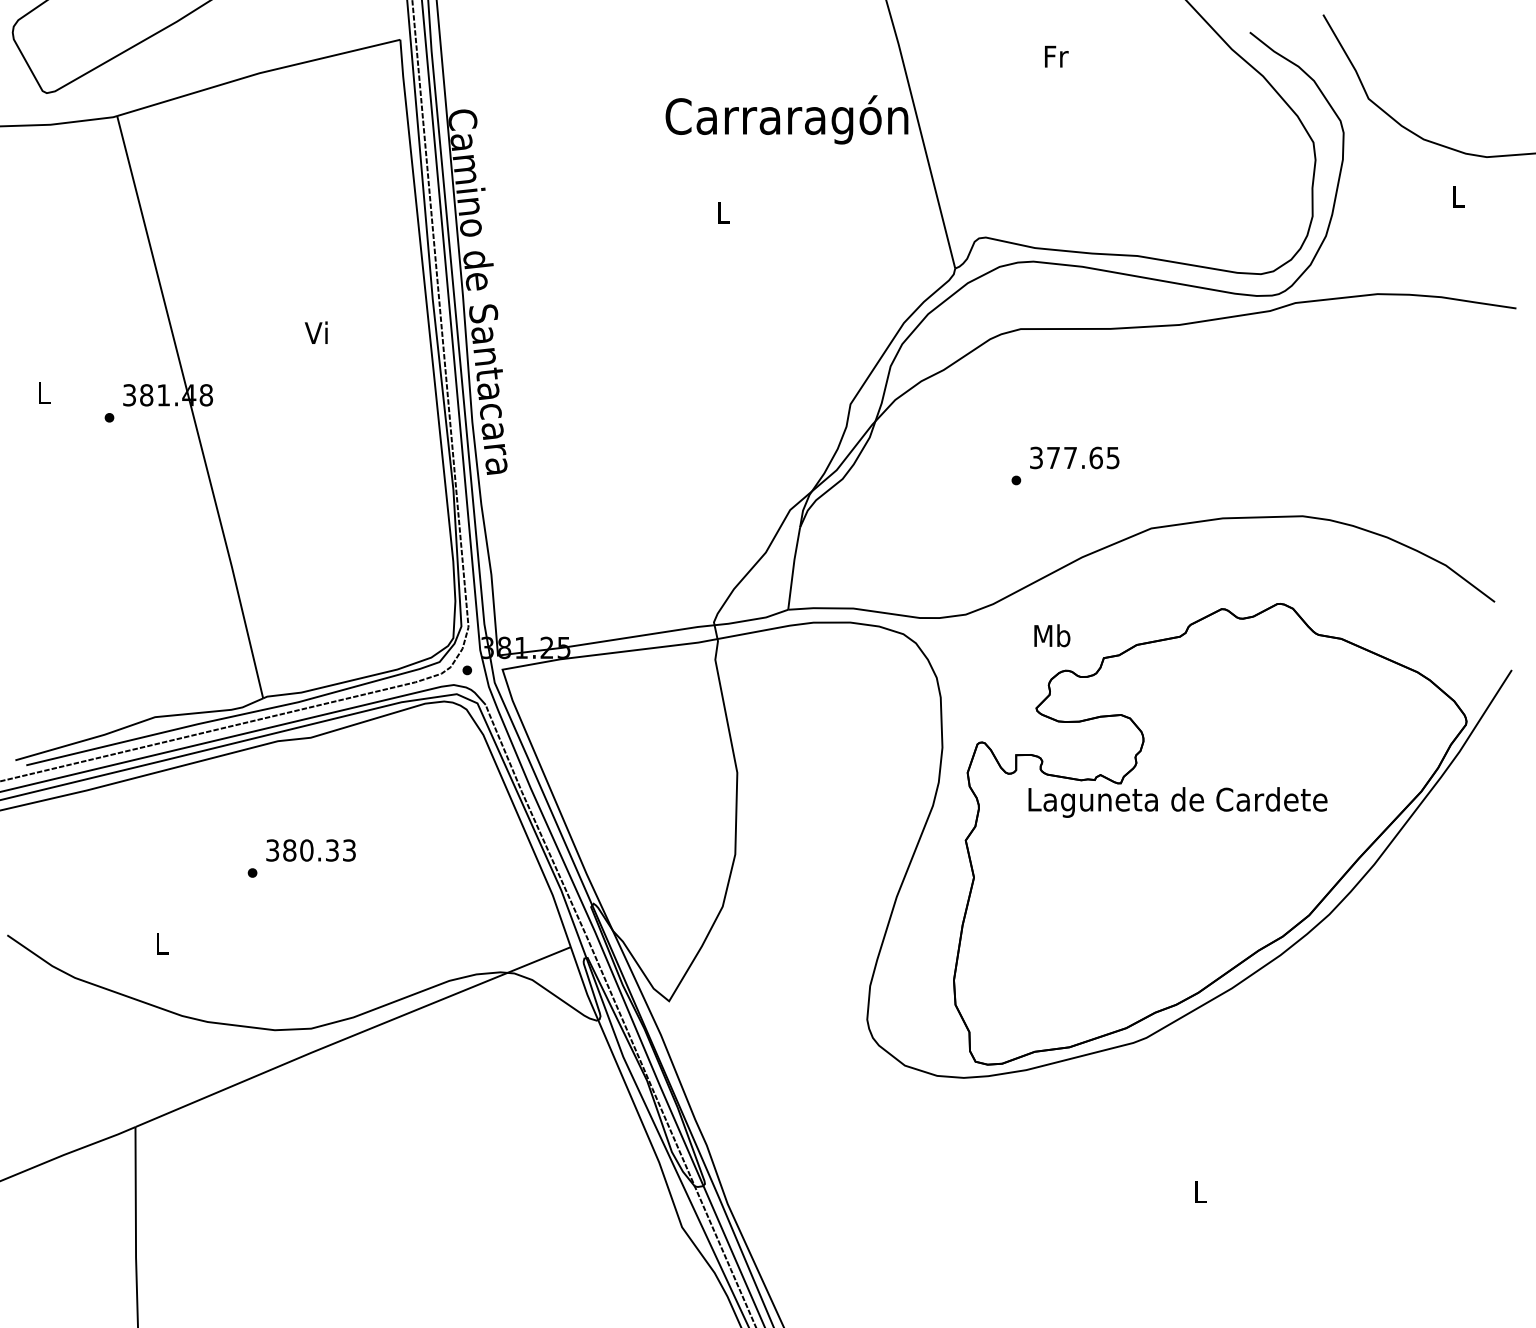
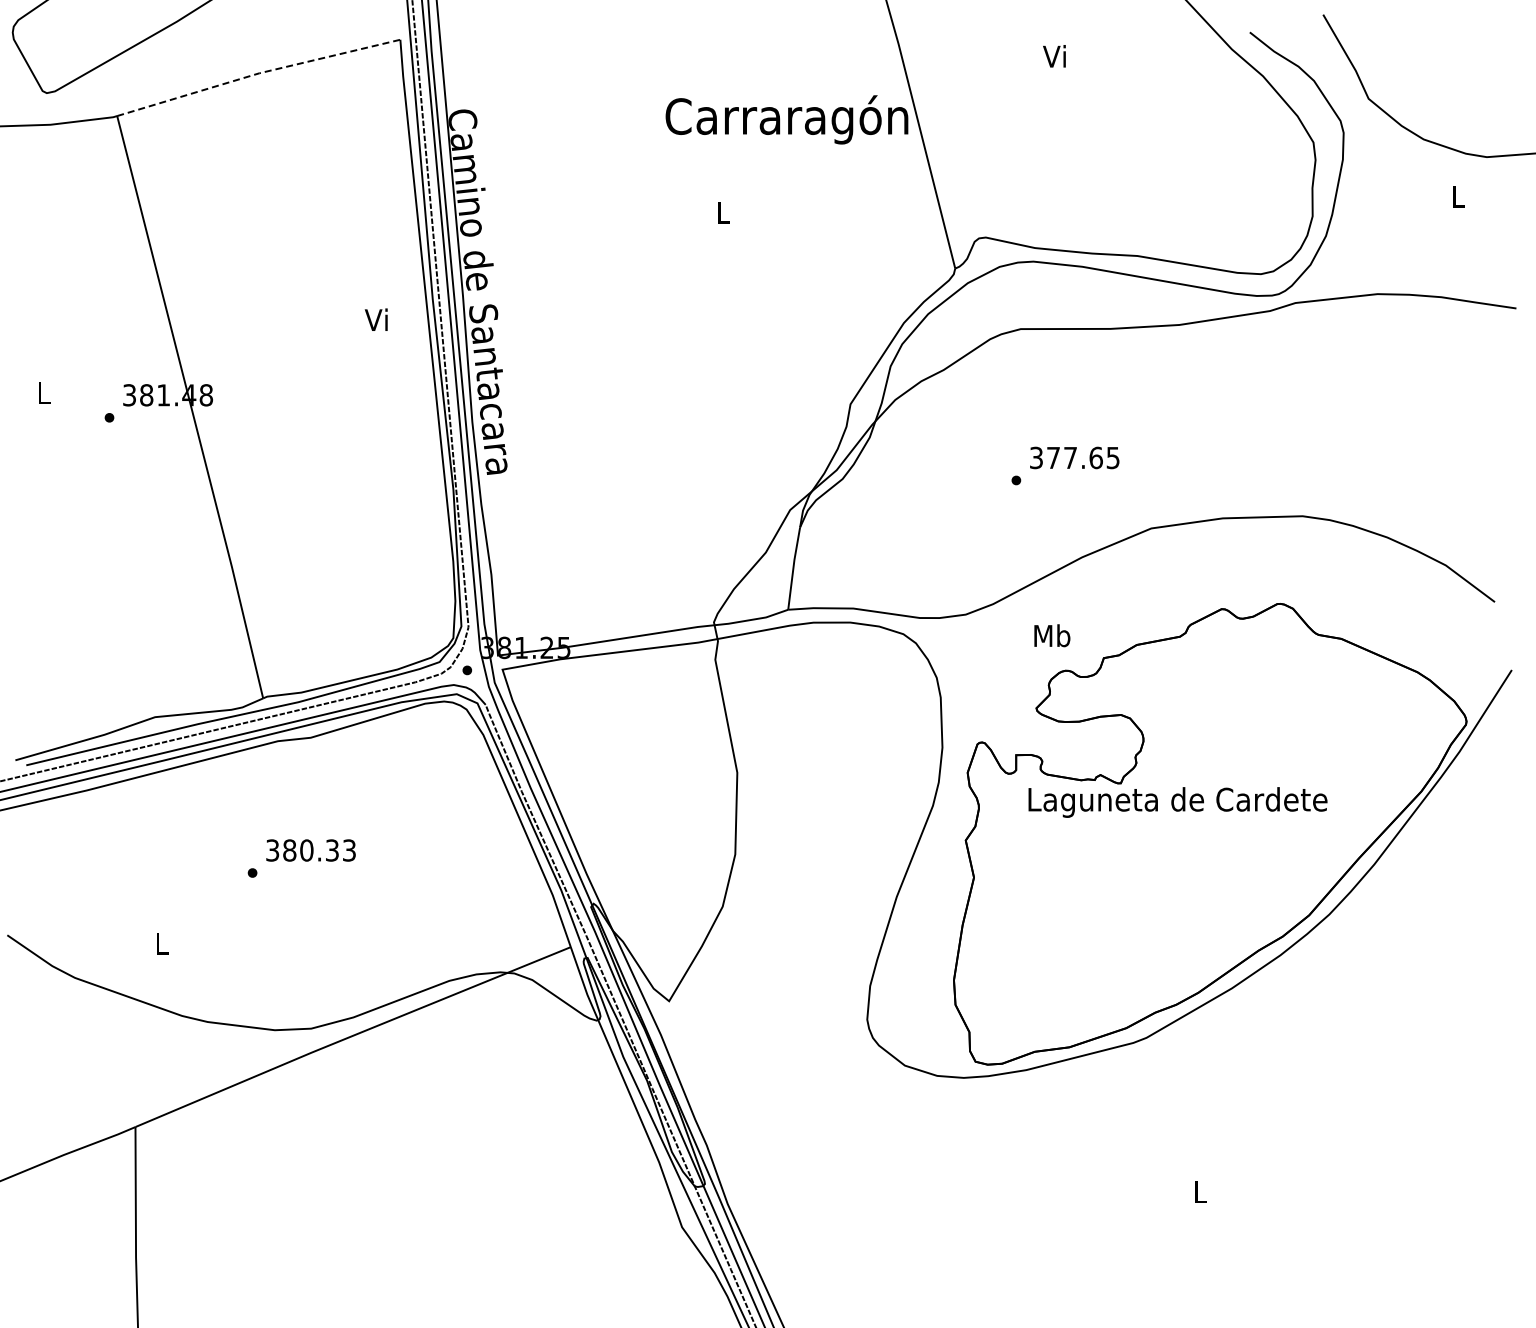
text: Fr -> Vi (1055, 56)
line: solid -> dashed (258, 73)
text position: (315, 332) -> (375, 319) (375, 319)
